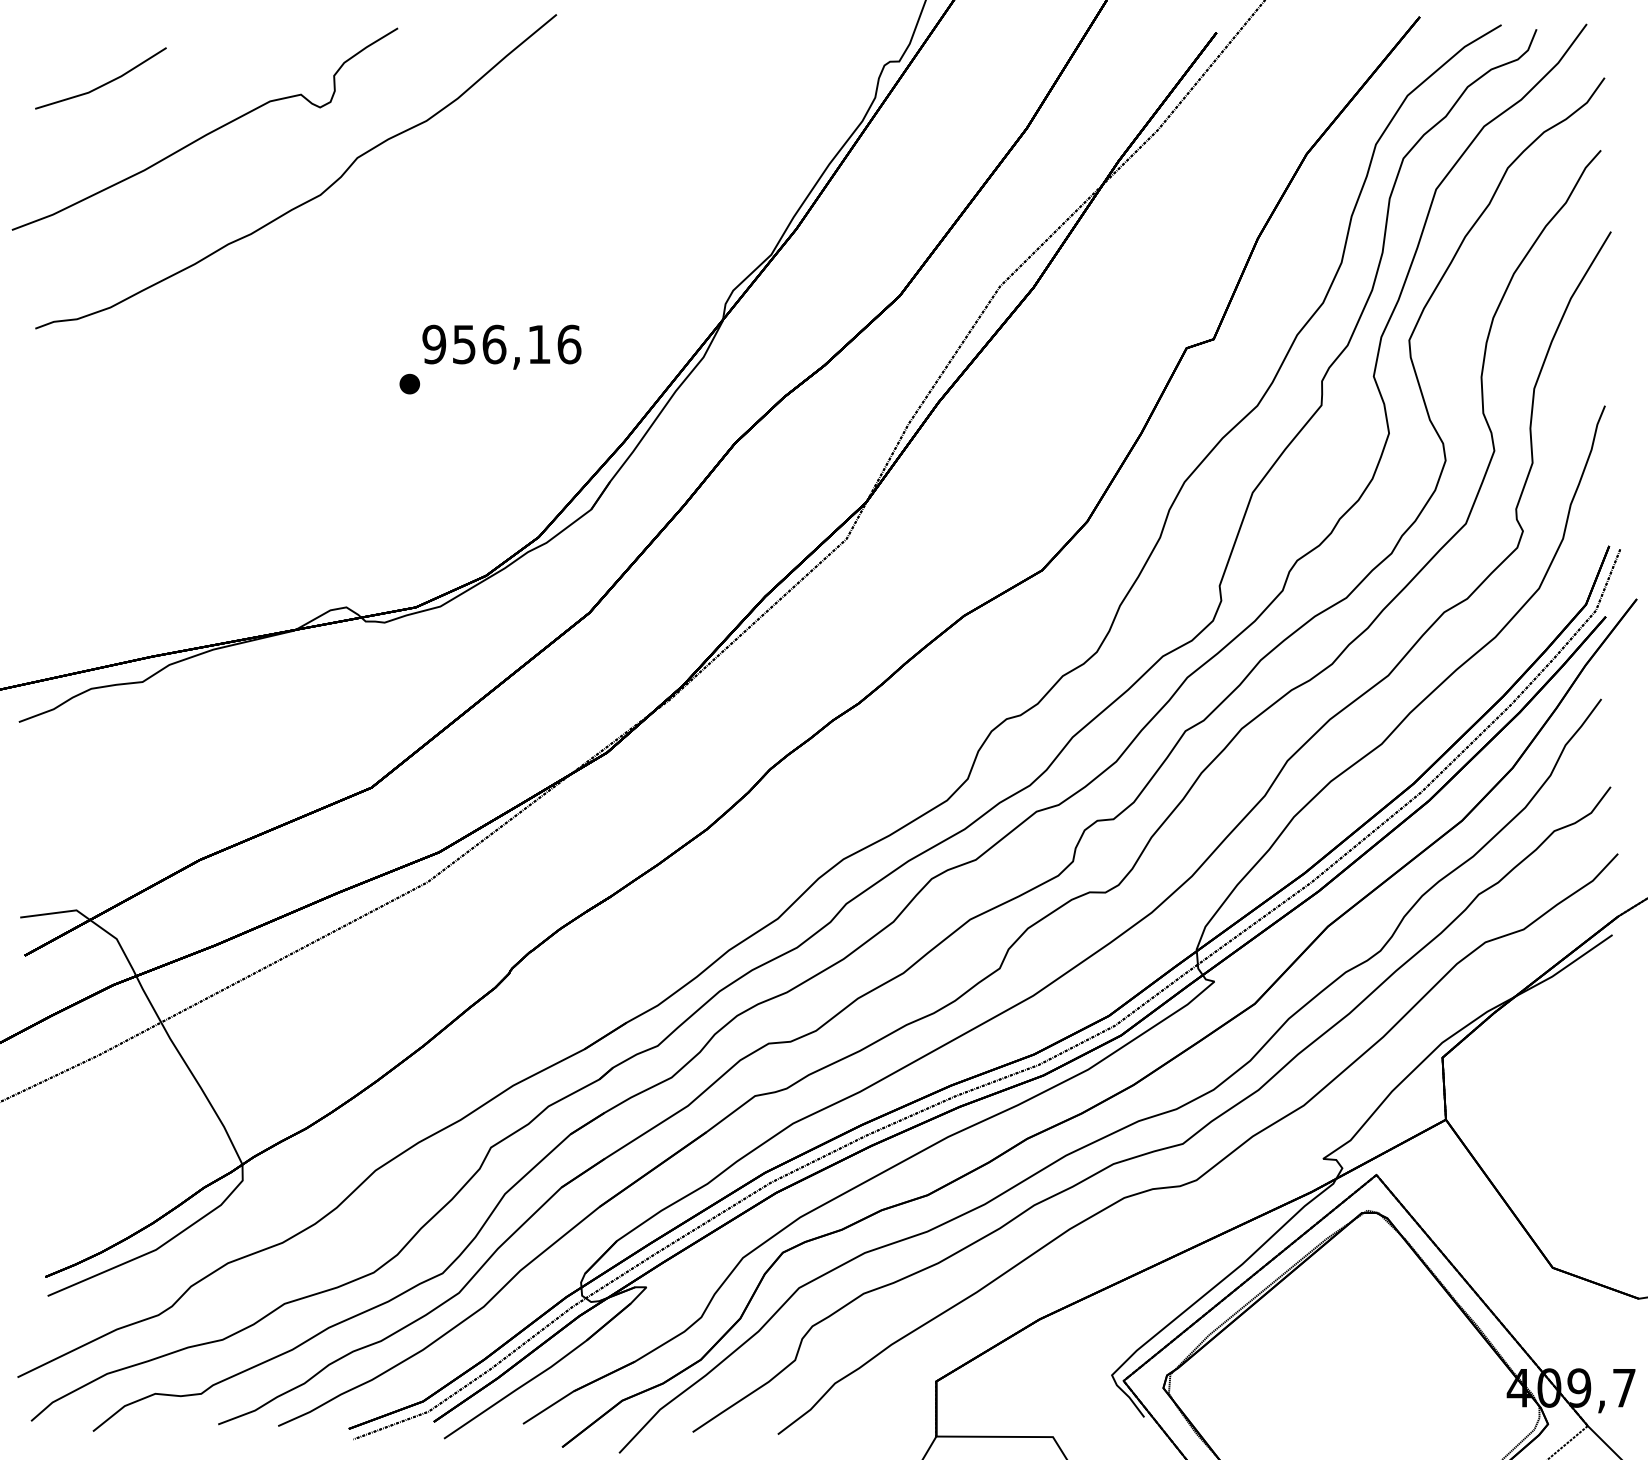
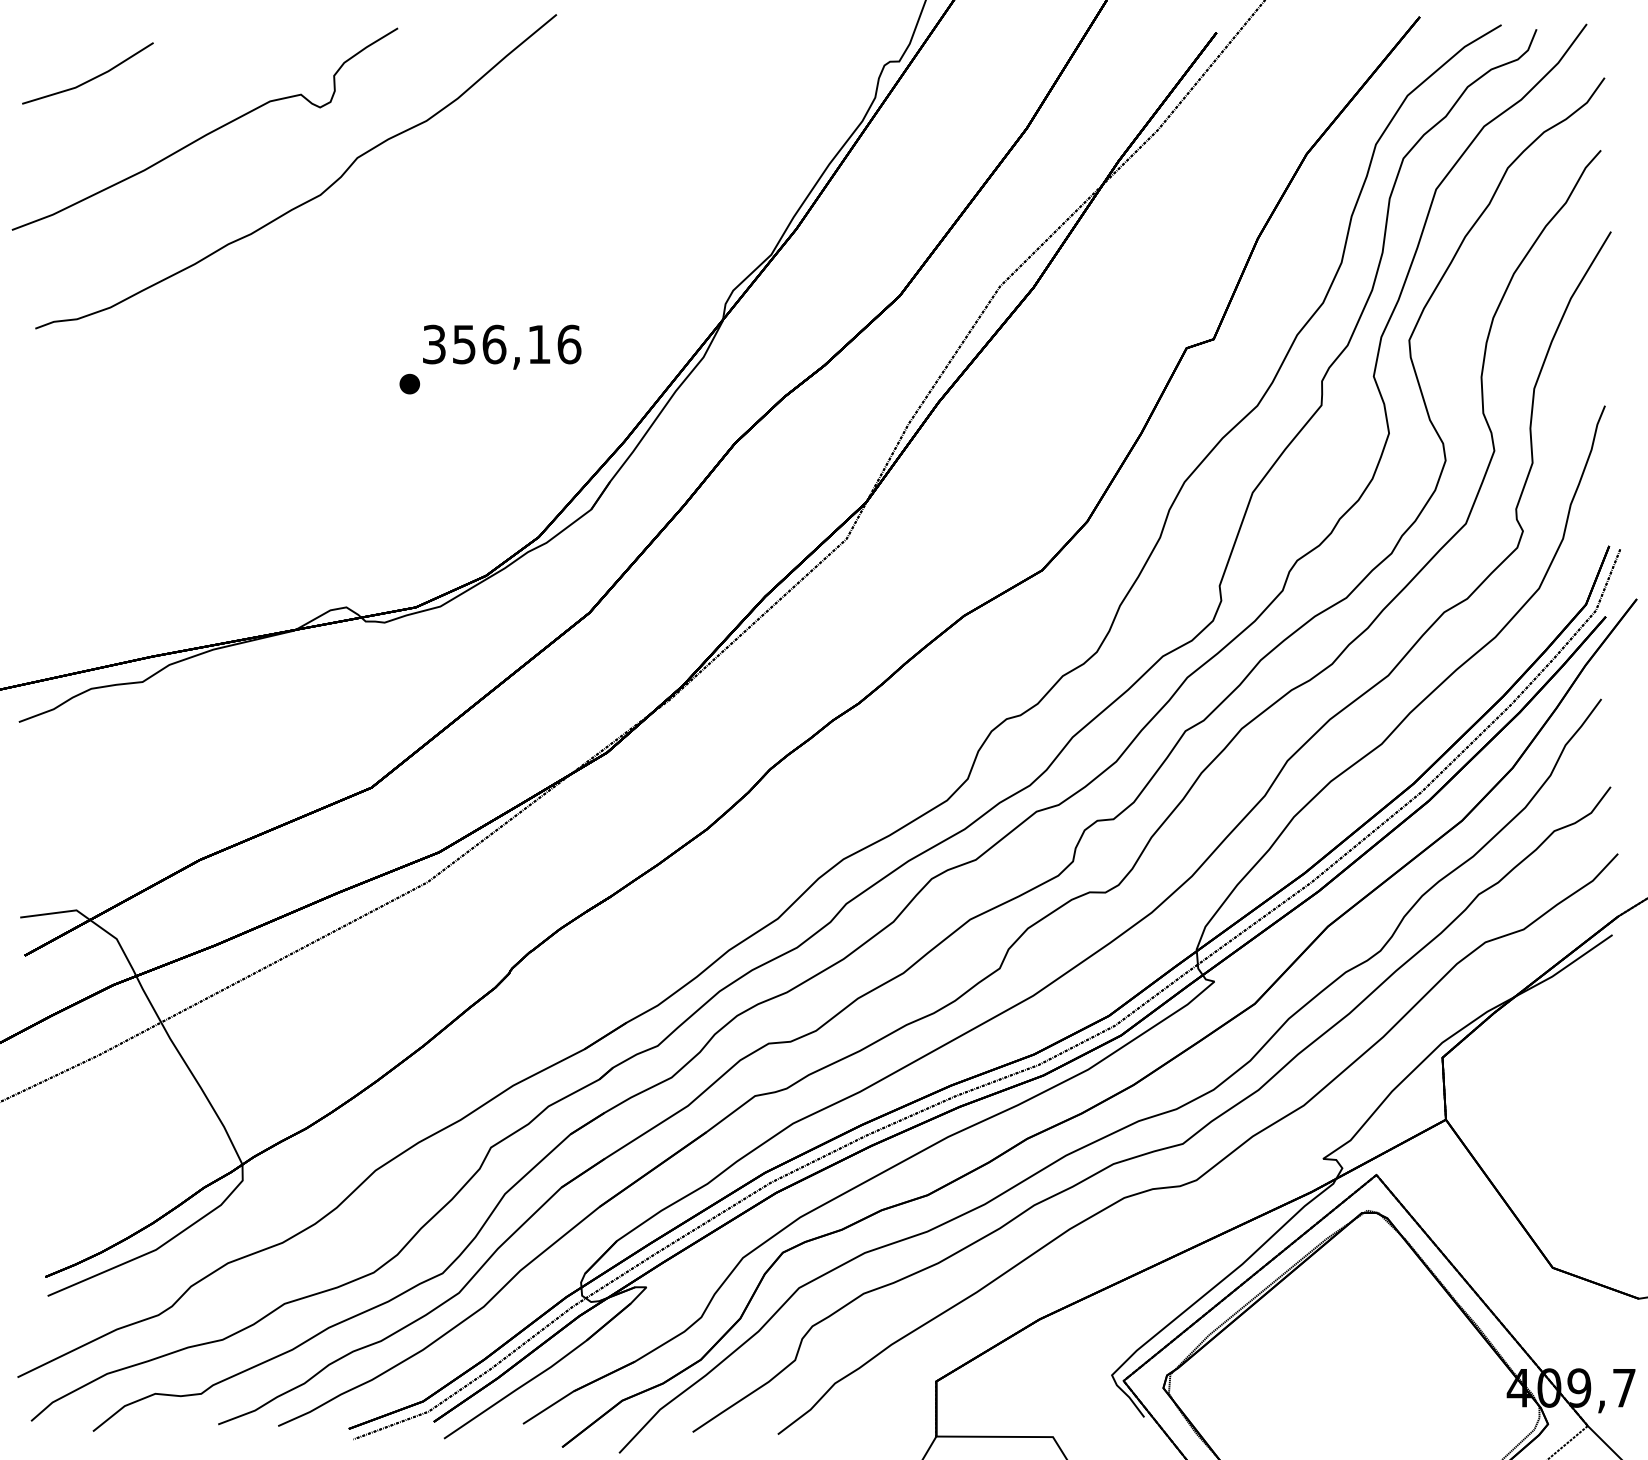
line position: (102, 84) -> (89, 79) (89, 79)
text: 956,16 -> 356,16 (434, 344)
